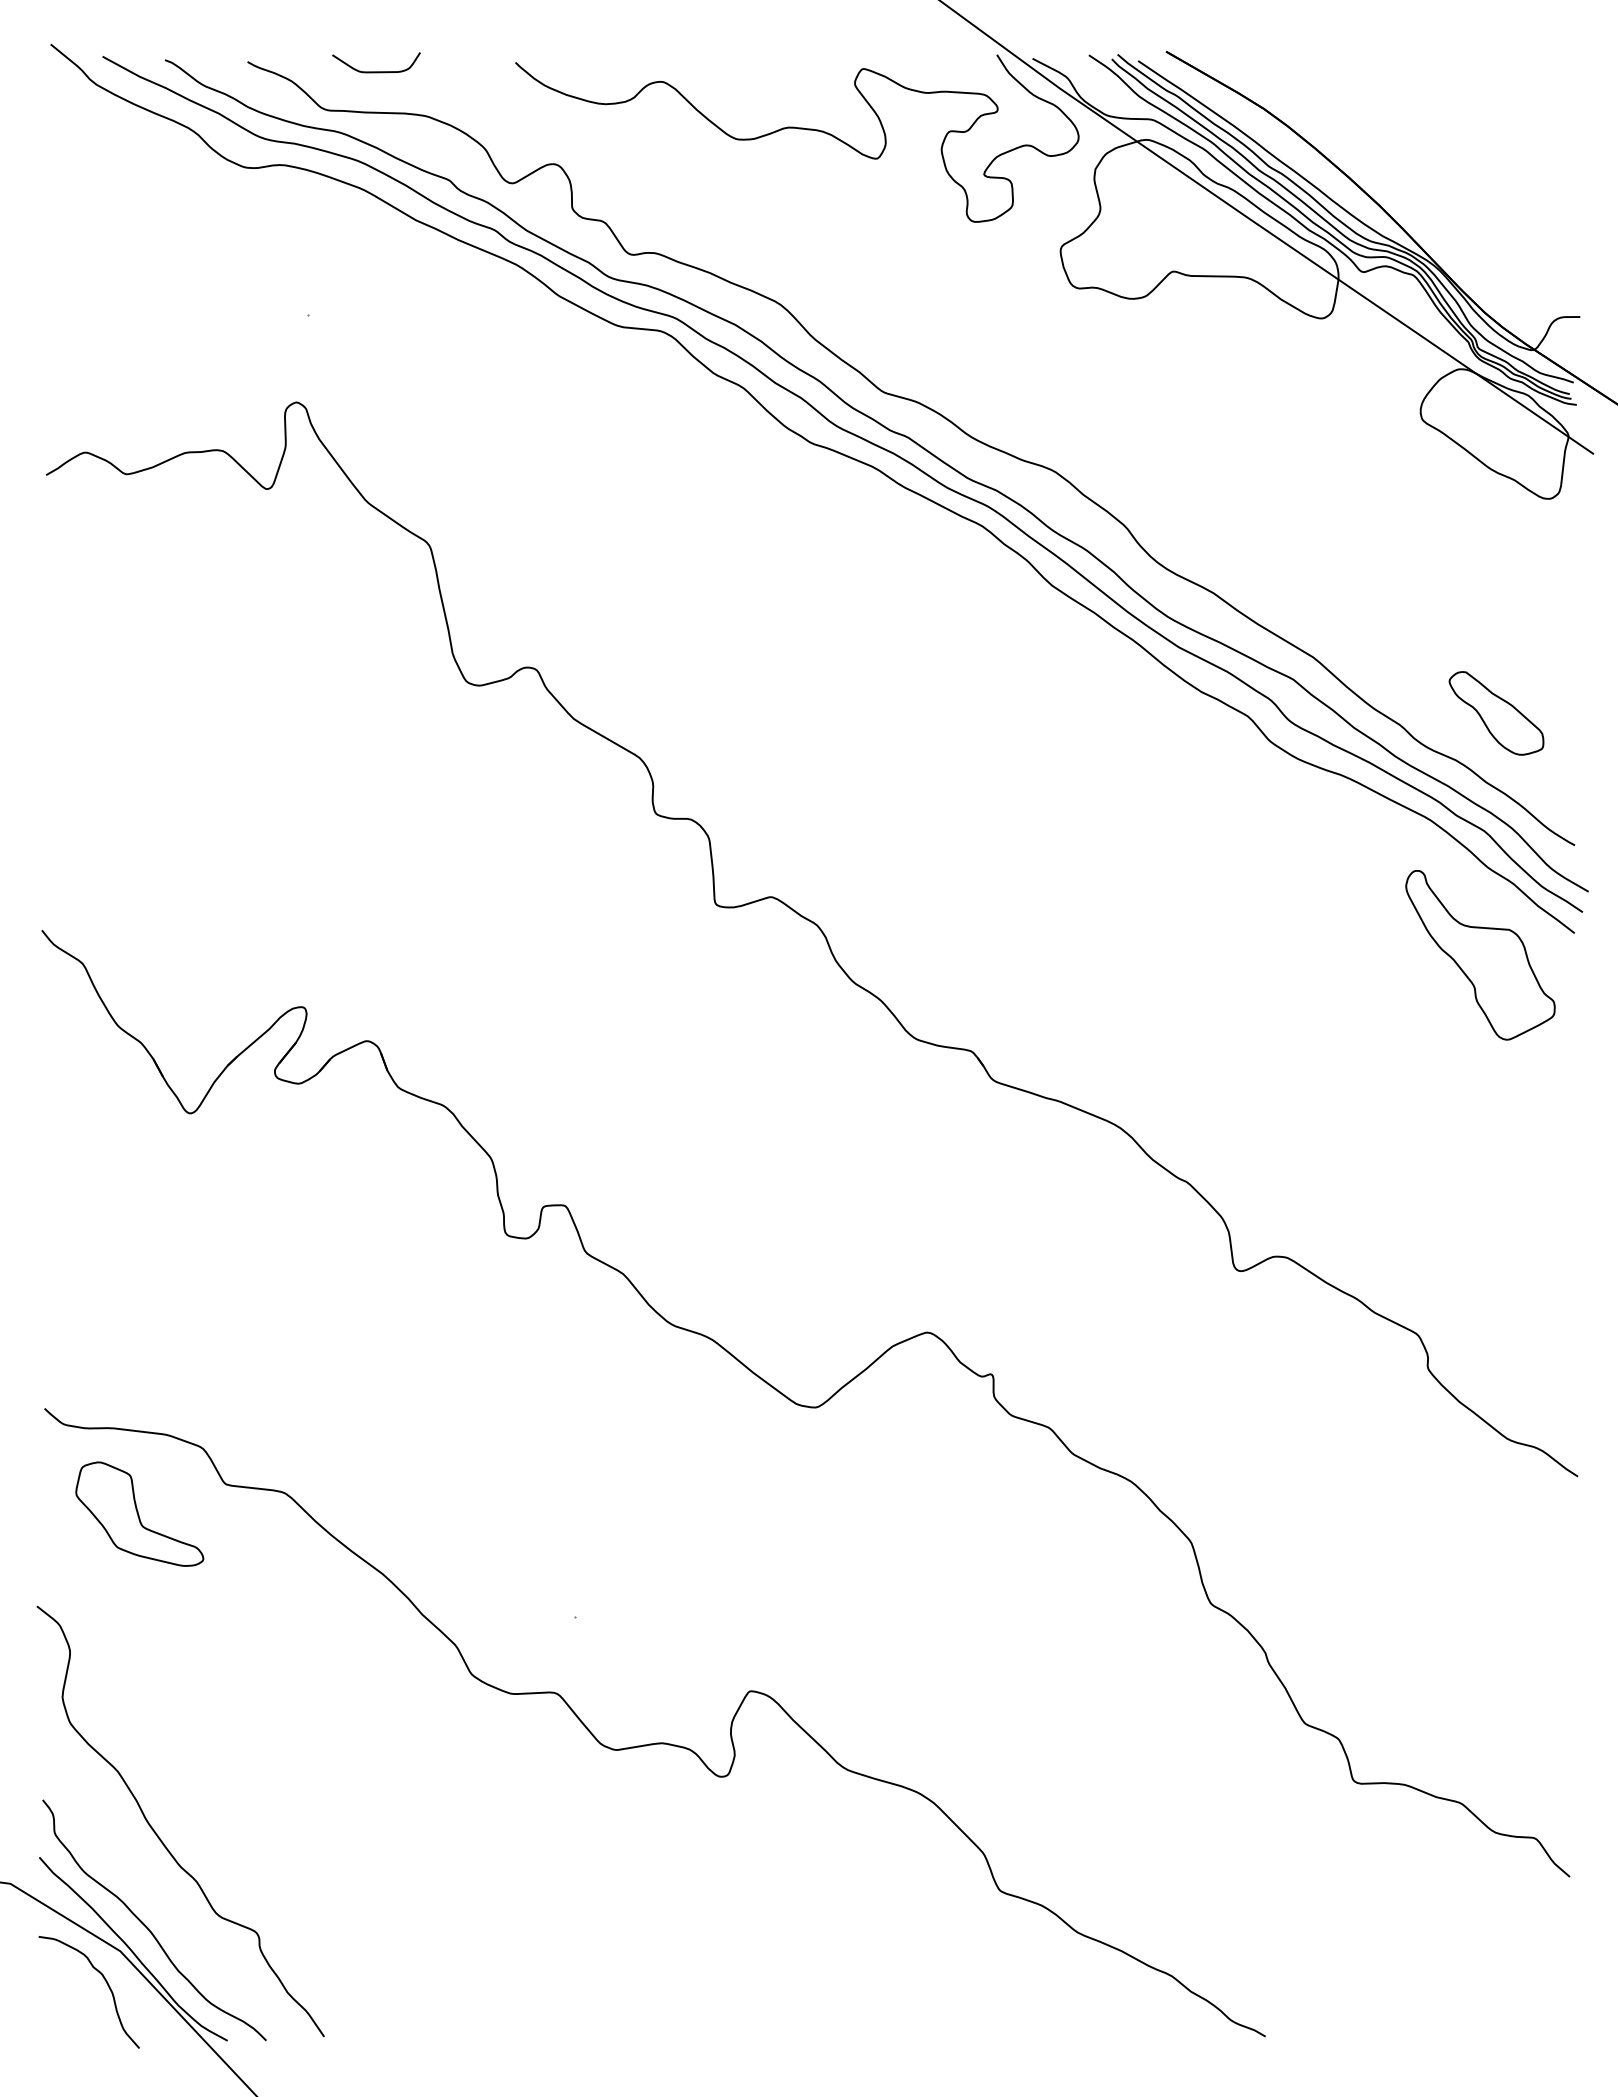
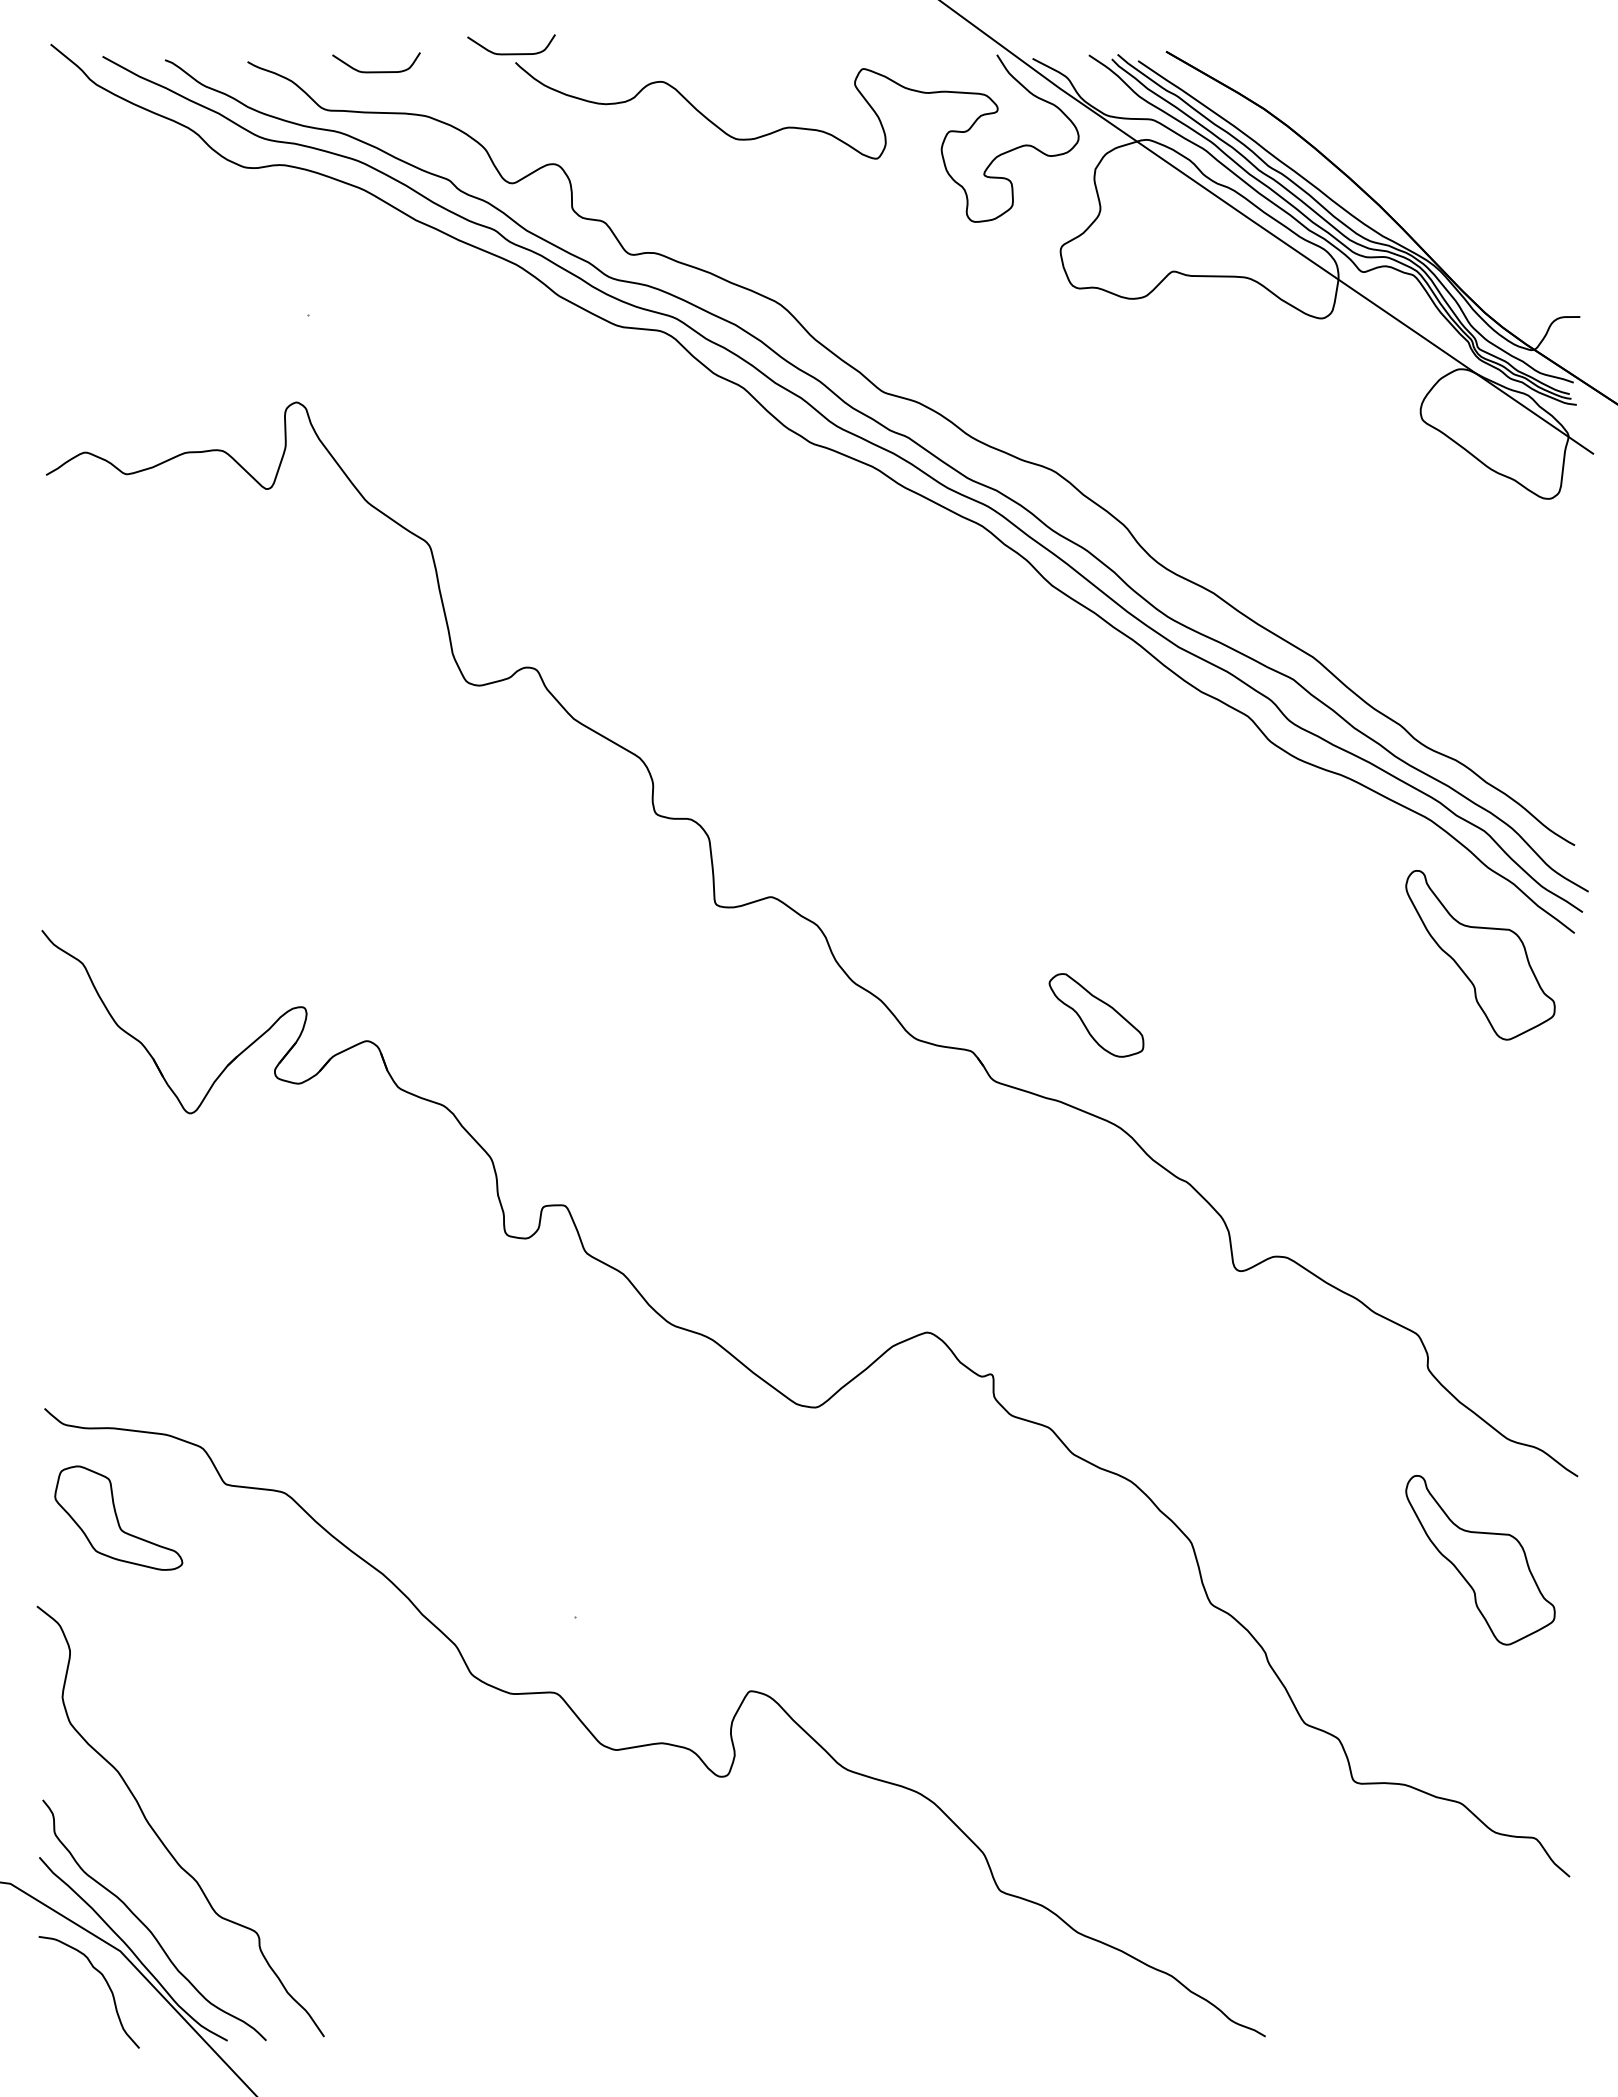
curve: none -> present (511, 53)
part position: (1496, 713) -> (1096, 1015) (1096, 1015)
part position: (139, 1513) -> (118, 1517) (118, 1517)
part: none -> present (1480, 1560)
